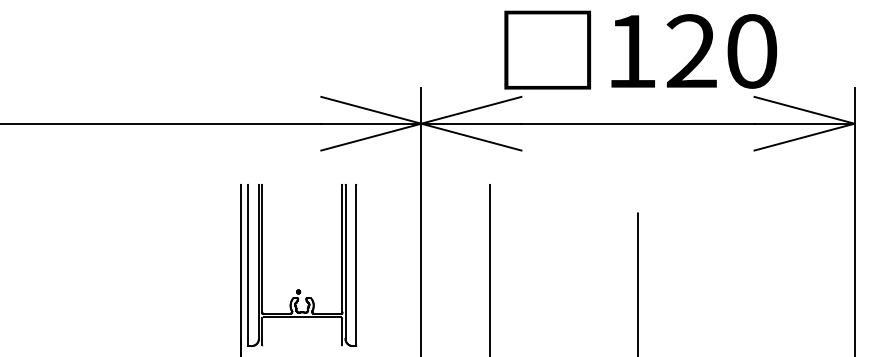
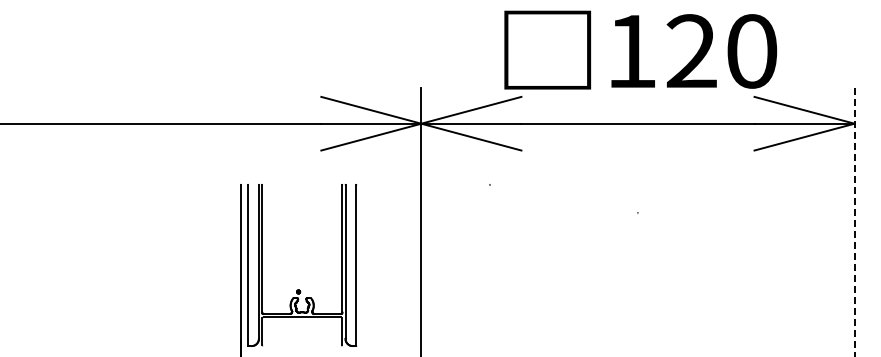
line: solid -> dashed (854, 221)
line: present -> none (489, 268)
line: present -> none (637, 283)
